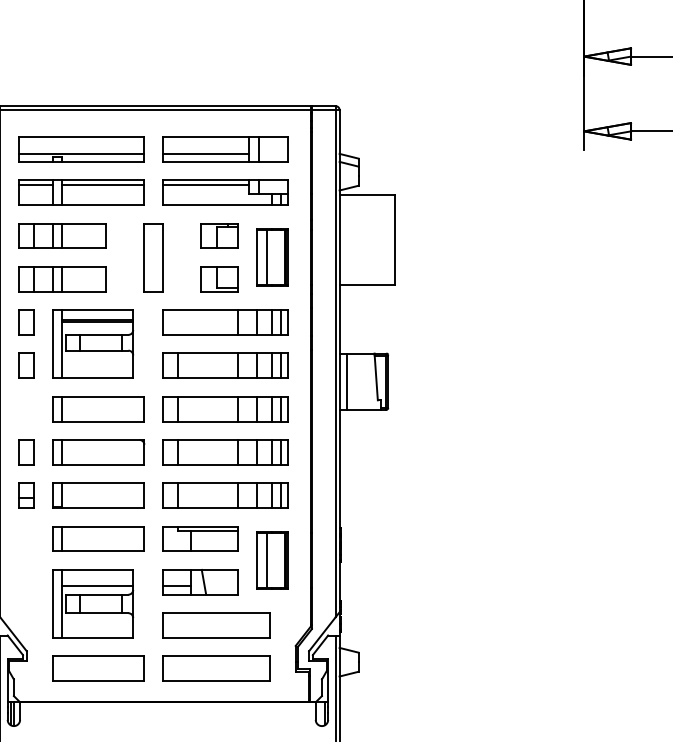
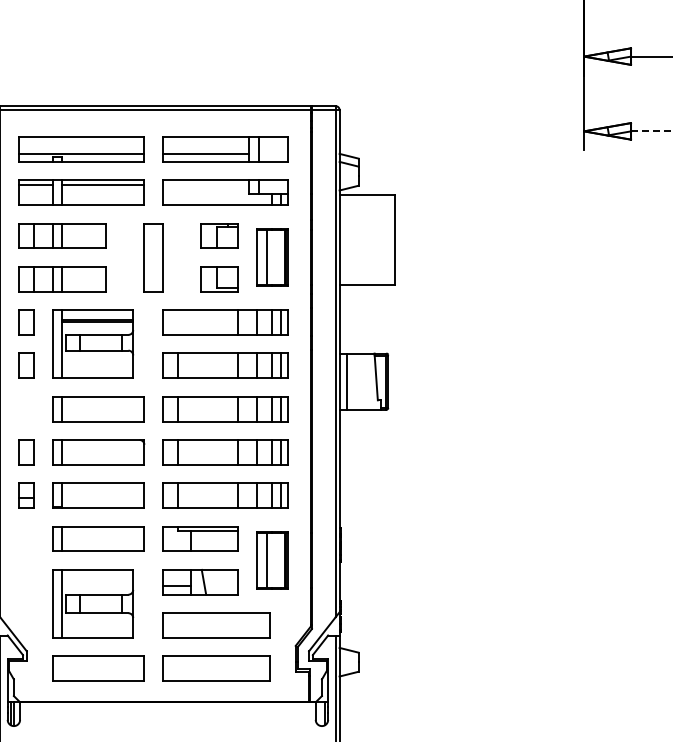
line: solid -> dashed (652, 131)
line: present -> none (205, 185)
line: present -> none (97, 586)
